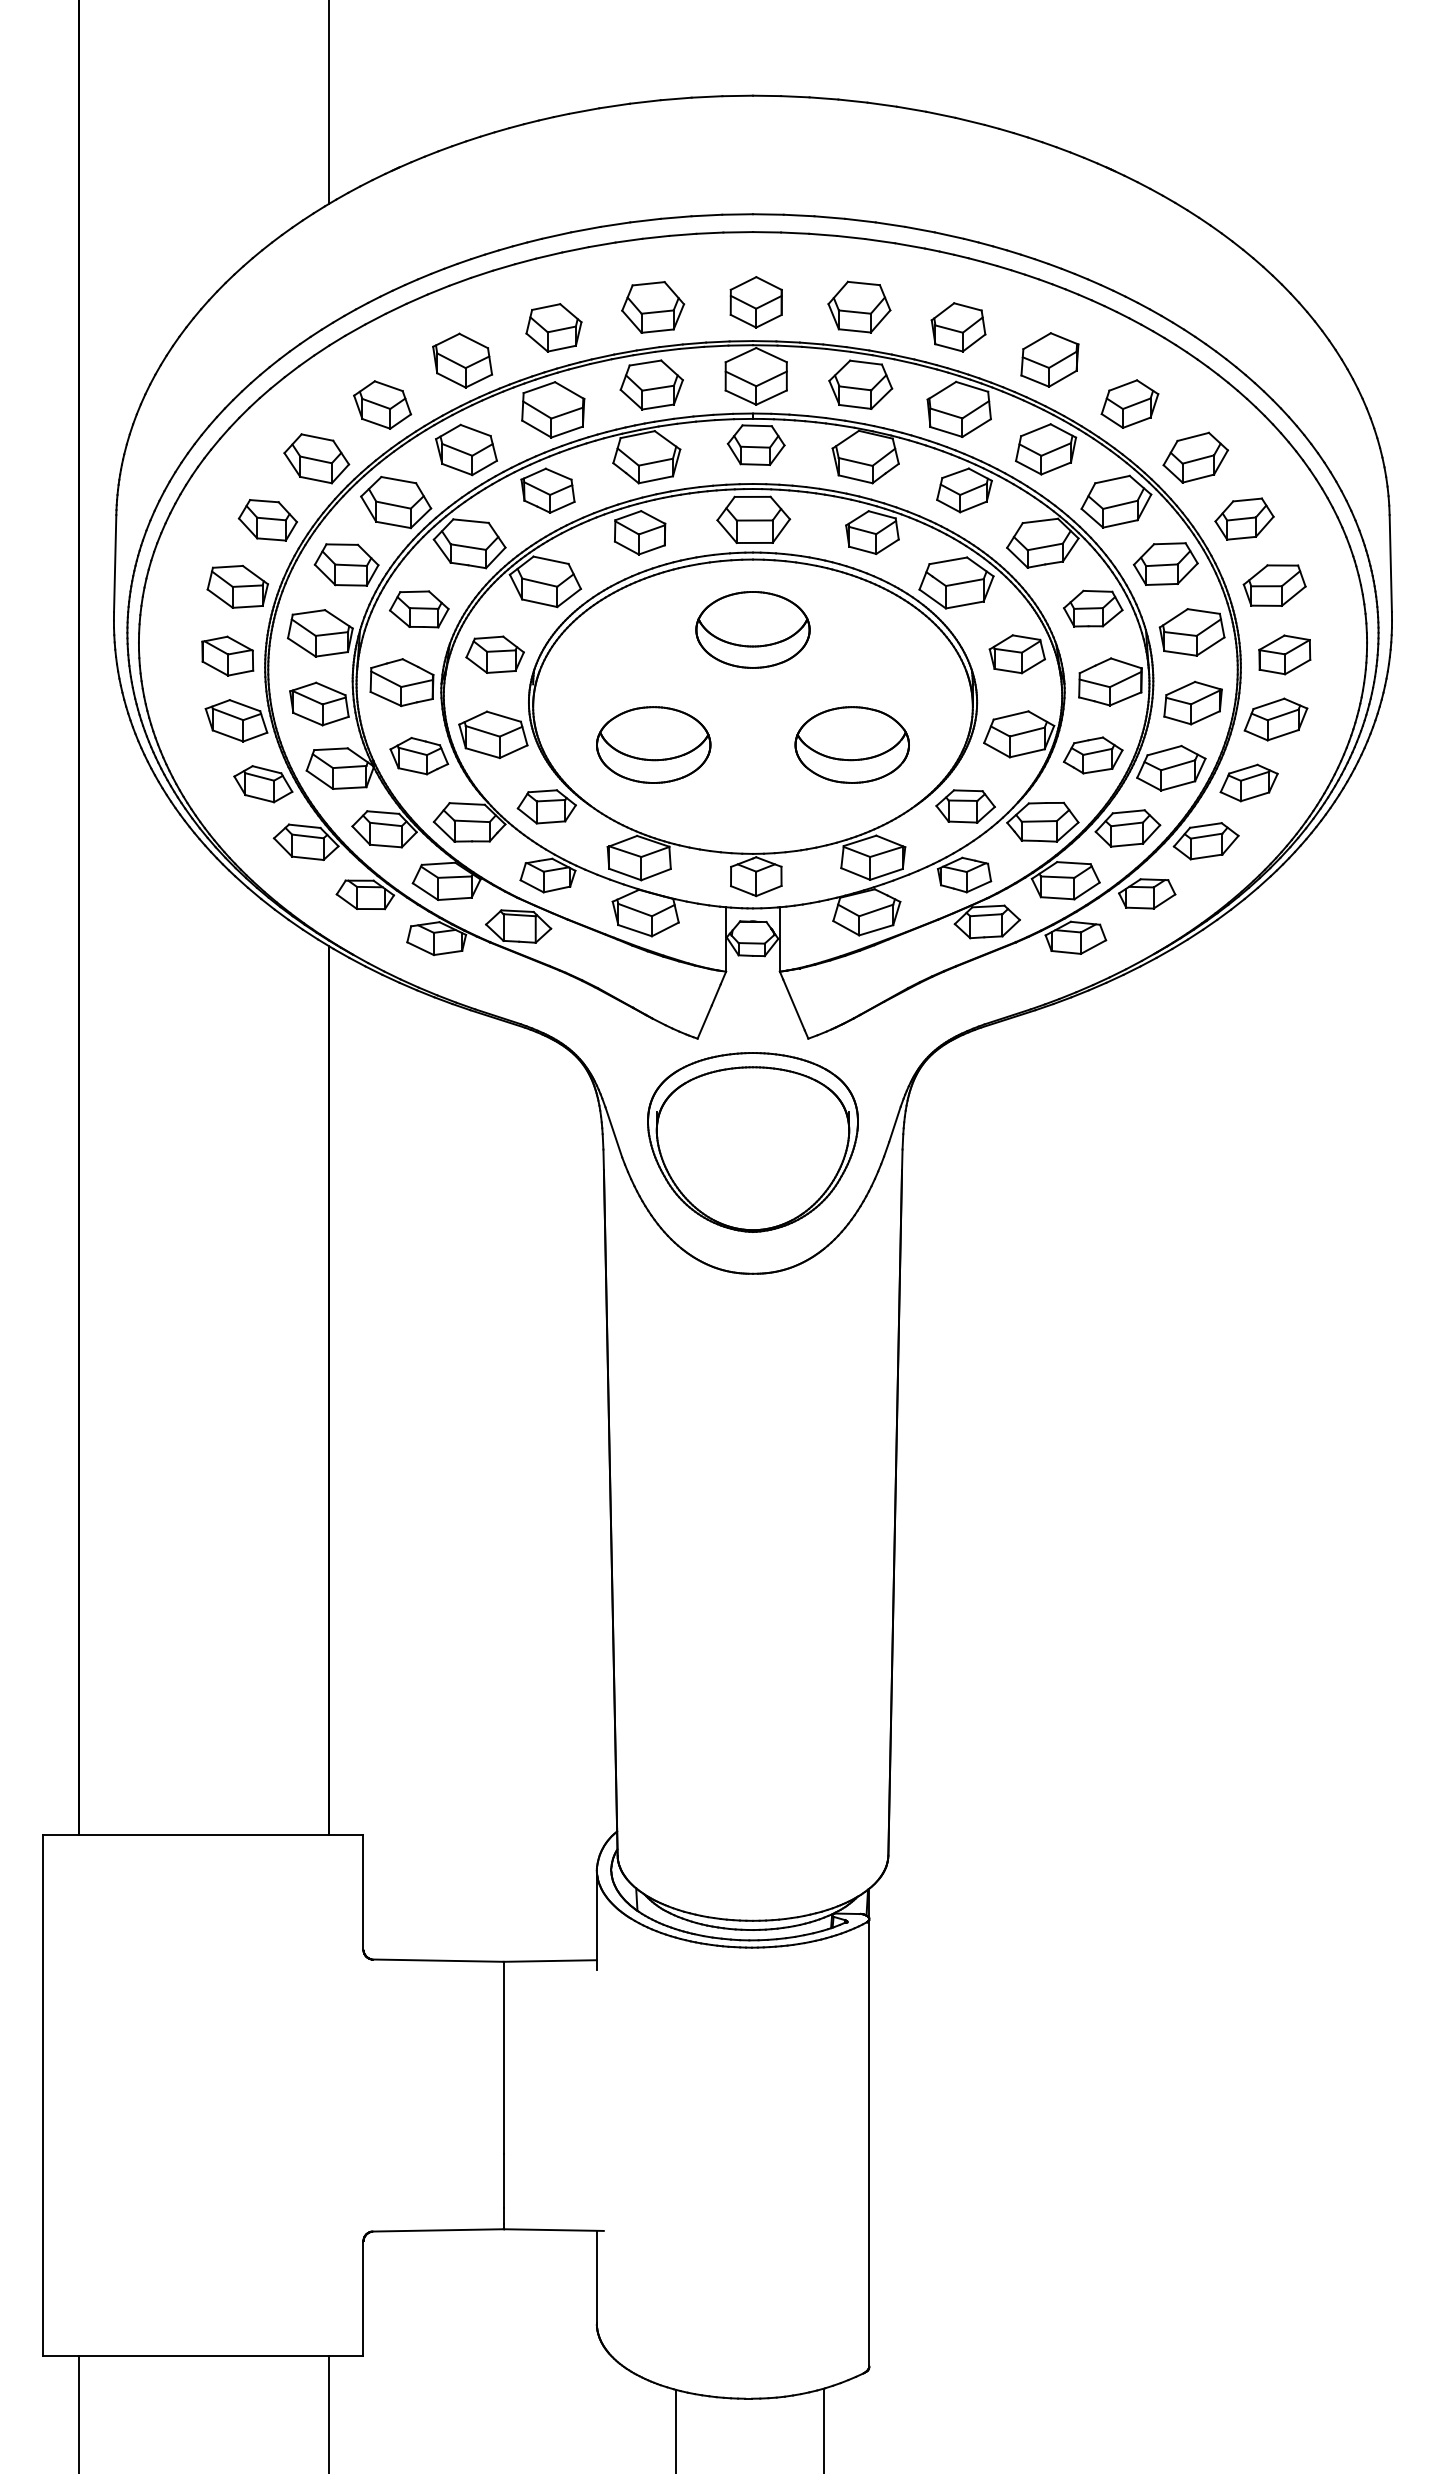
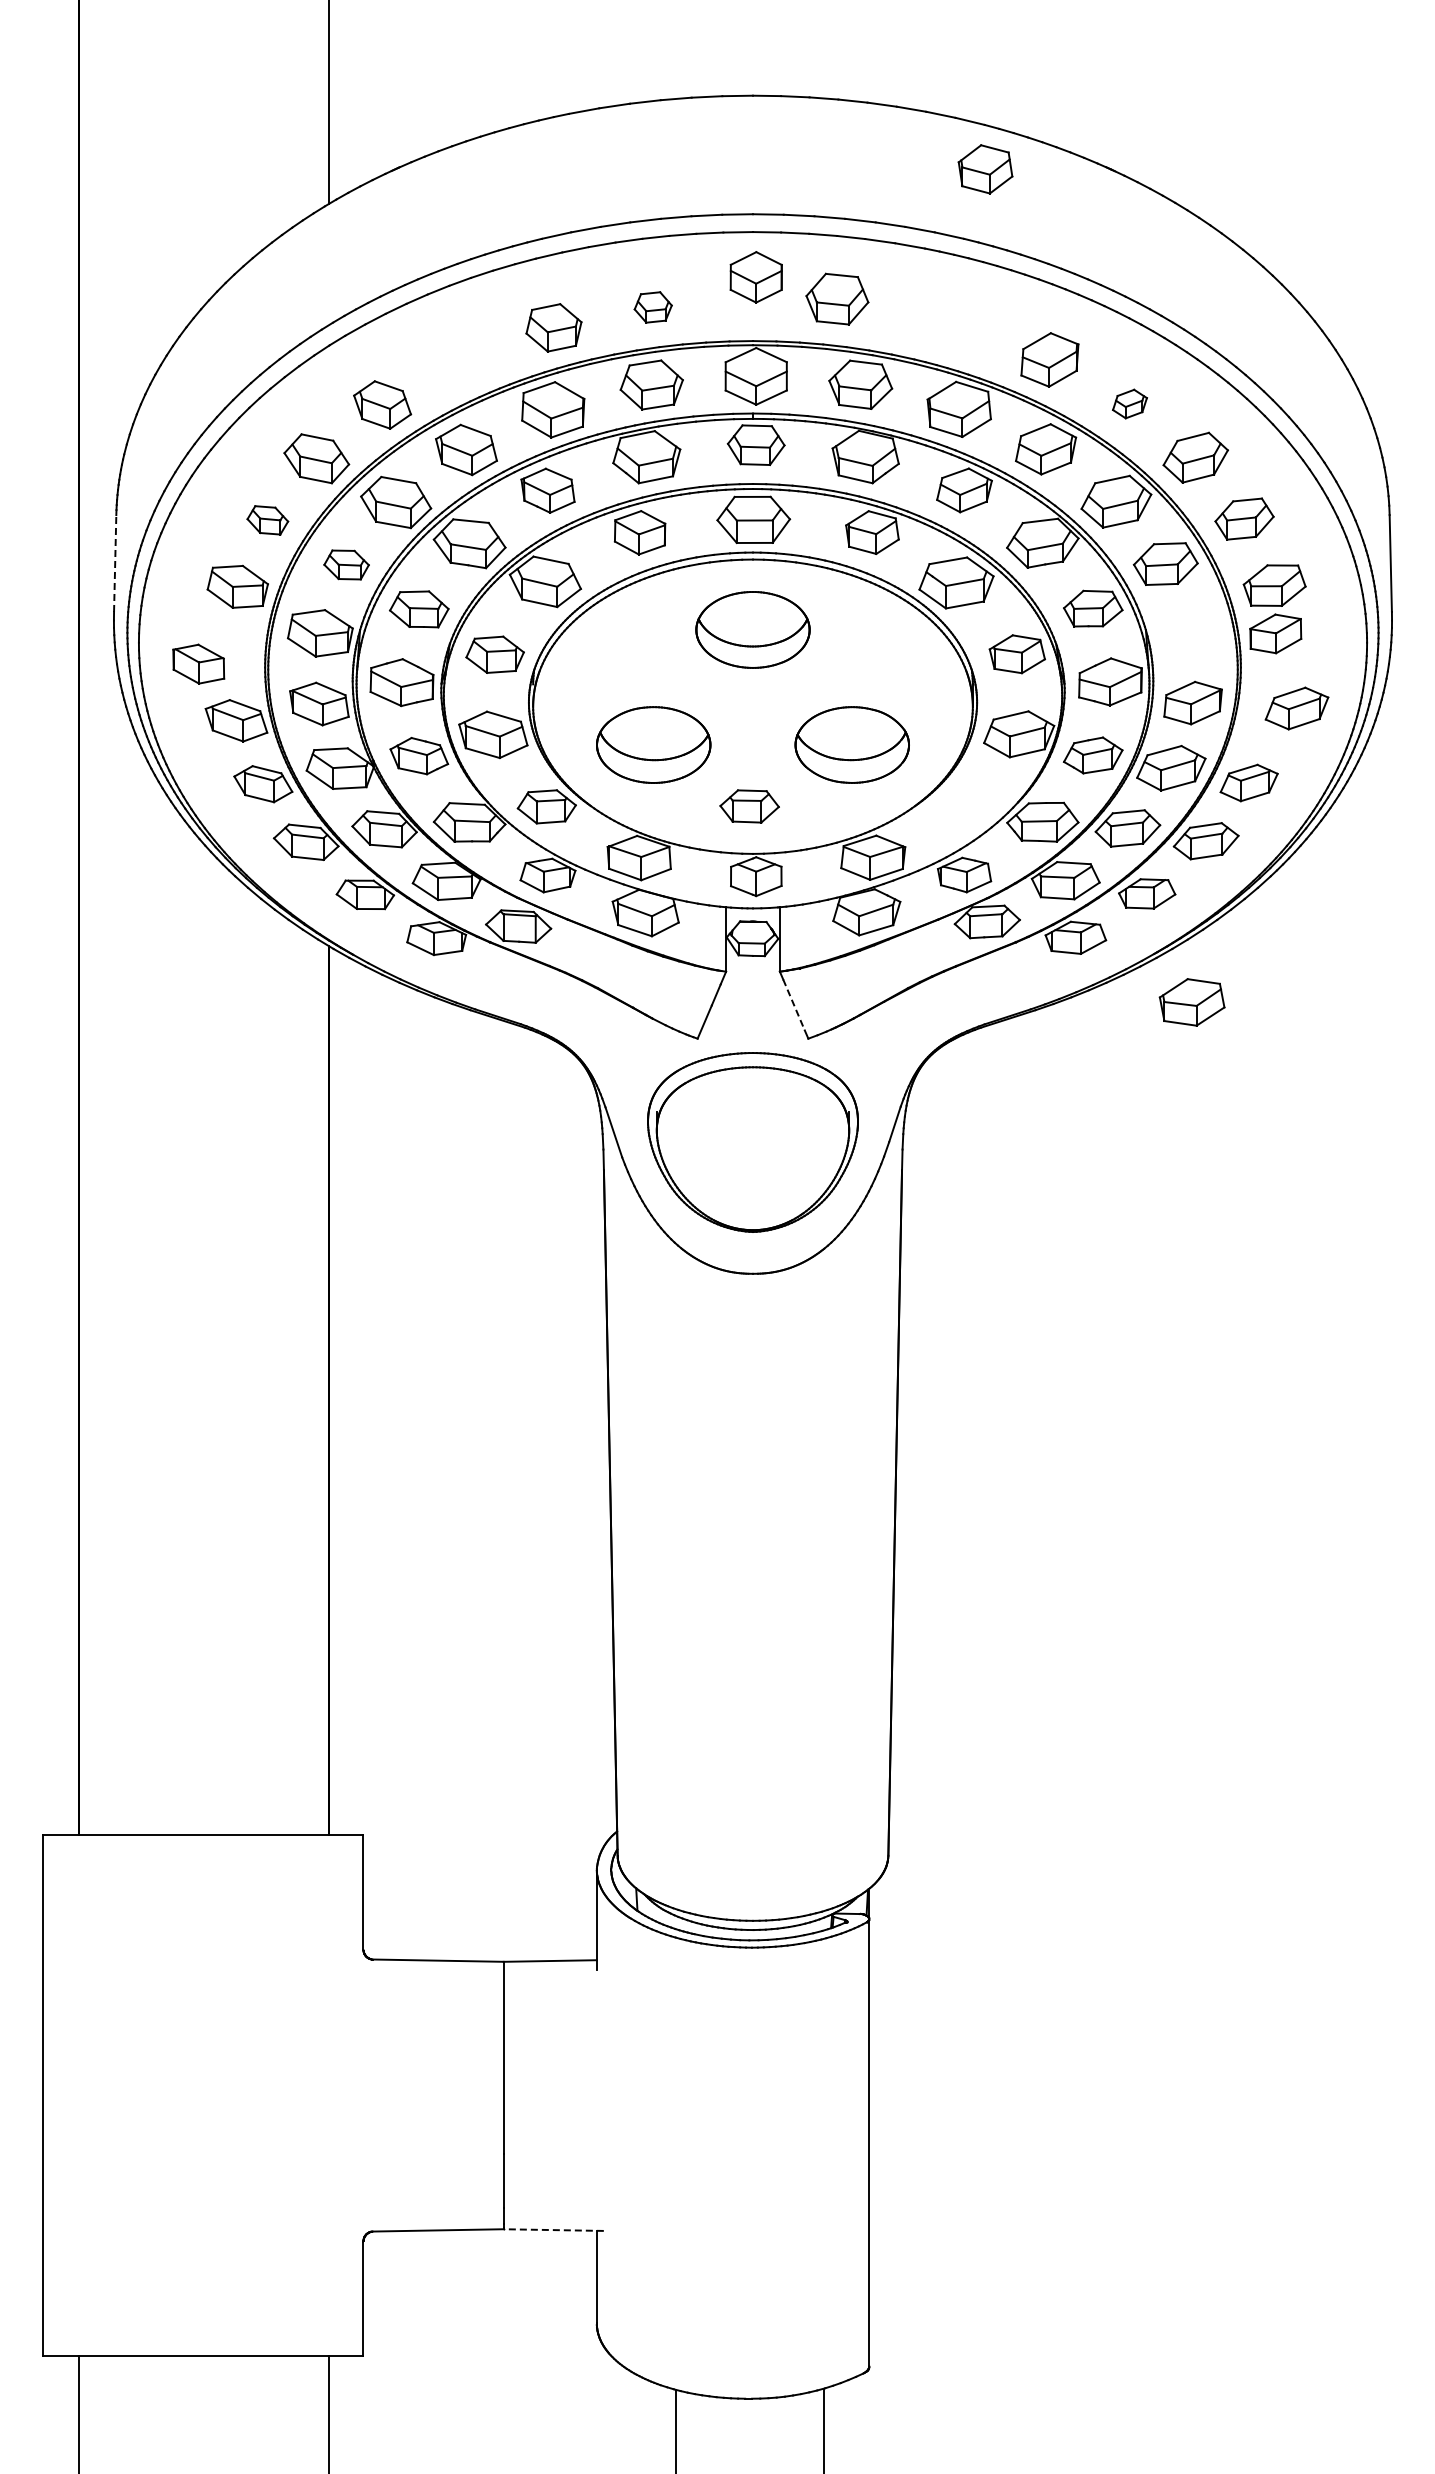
part position: (755, 302) -> (755, 277) (755, 277)
part position: (859, 306) -> (837, 298) (837, 298)
part size: 65x53 px -> 40x33 px (652, 307)
part position: (958, 327) -> (985, 169) (985, 169)
part: present -> none (462, 360)
part size: 60x50 px -> 36x32 px (1129, 403)
part size: 61x43 px -> 44x31 px (267, 520)
line: solid -> dashed (115, 563)
part size: 67x44 px -> 47x32 px (346, 564)
part position: (1191, 632) -> (1191, 1002) (1191, 1002)
part position: (1284, 654) -> (1275, 633) (1275, 633)
part position: (227, 655) -> (198, 663) (198, 663)
part position: (1275, 719) -> (1296, 708) (1296, 708)
part position: (965, 806) -> (749, 806) (749, 806)
line: solid -> dashed (794, 1005)
line: solid -> dashed (553, 2230)
